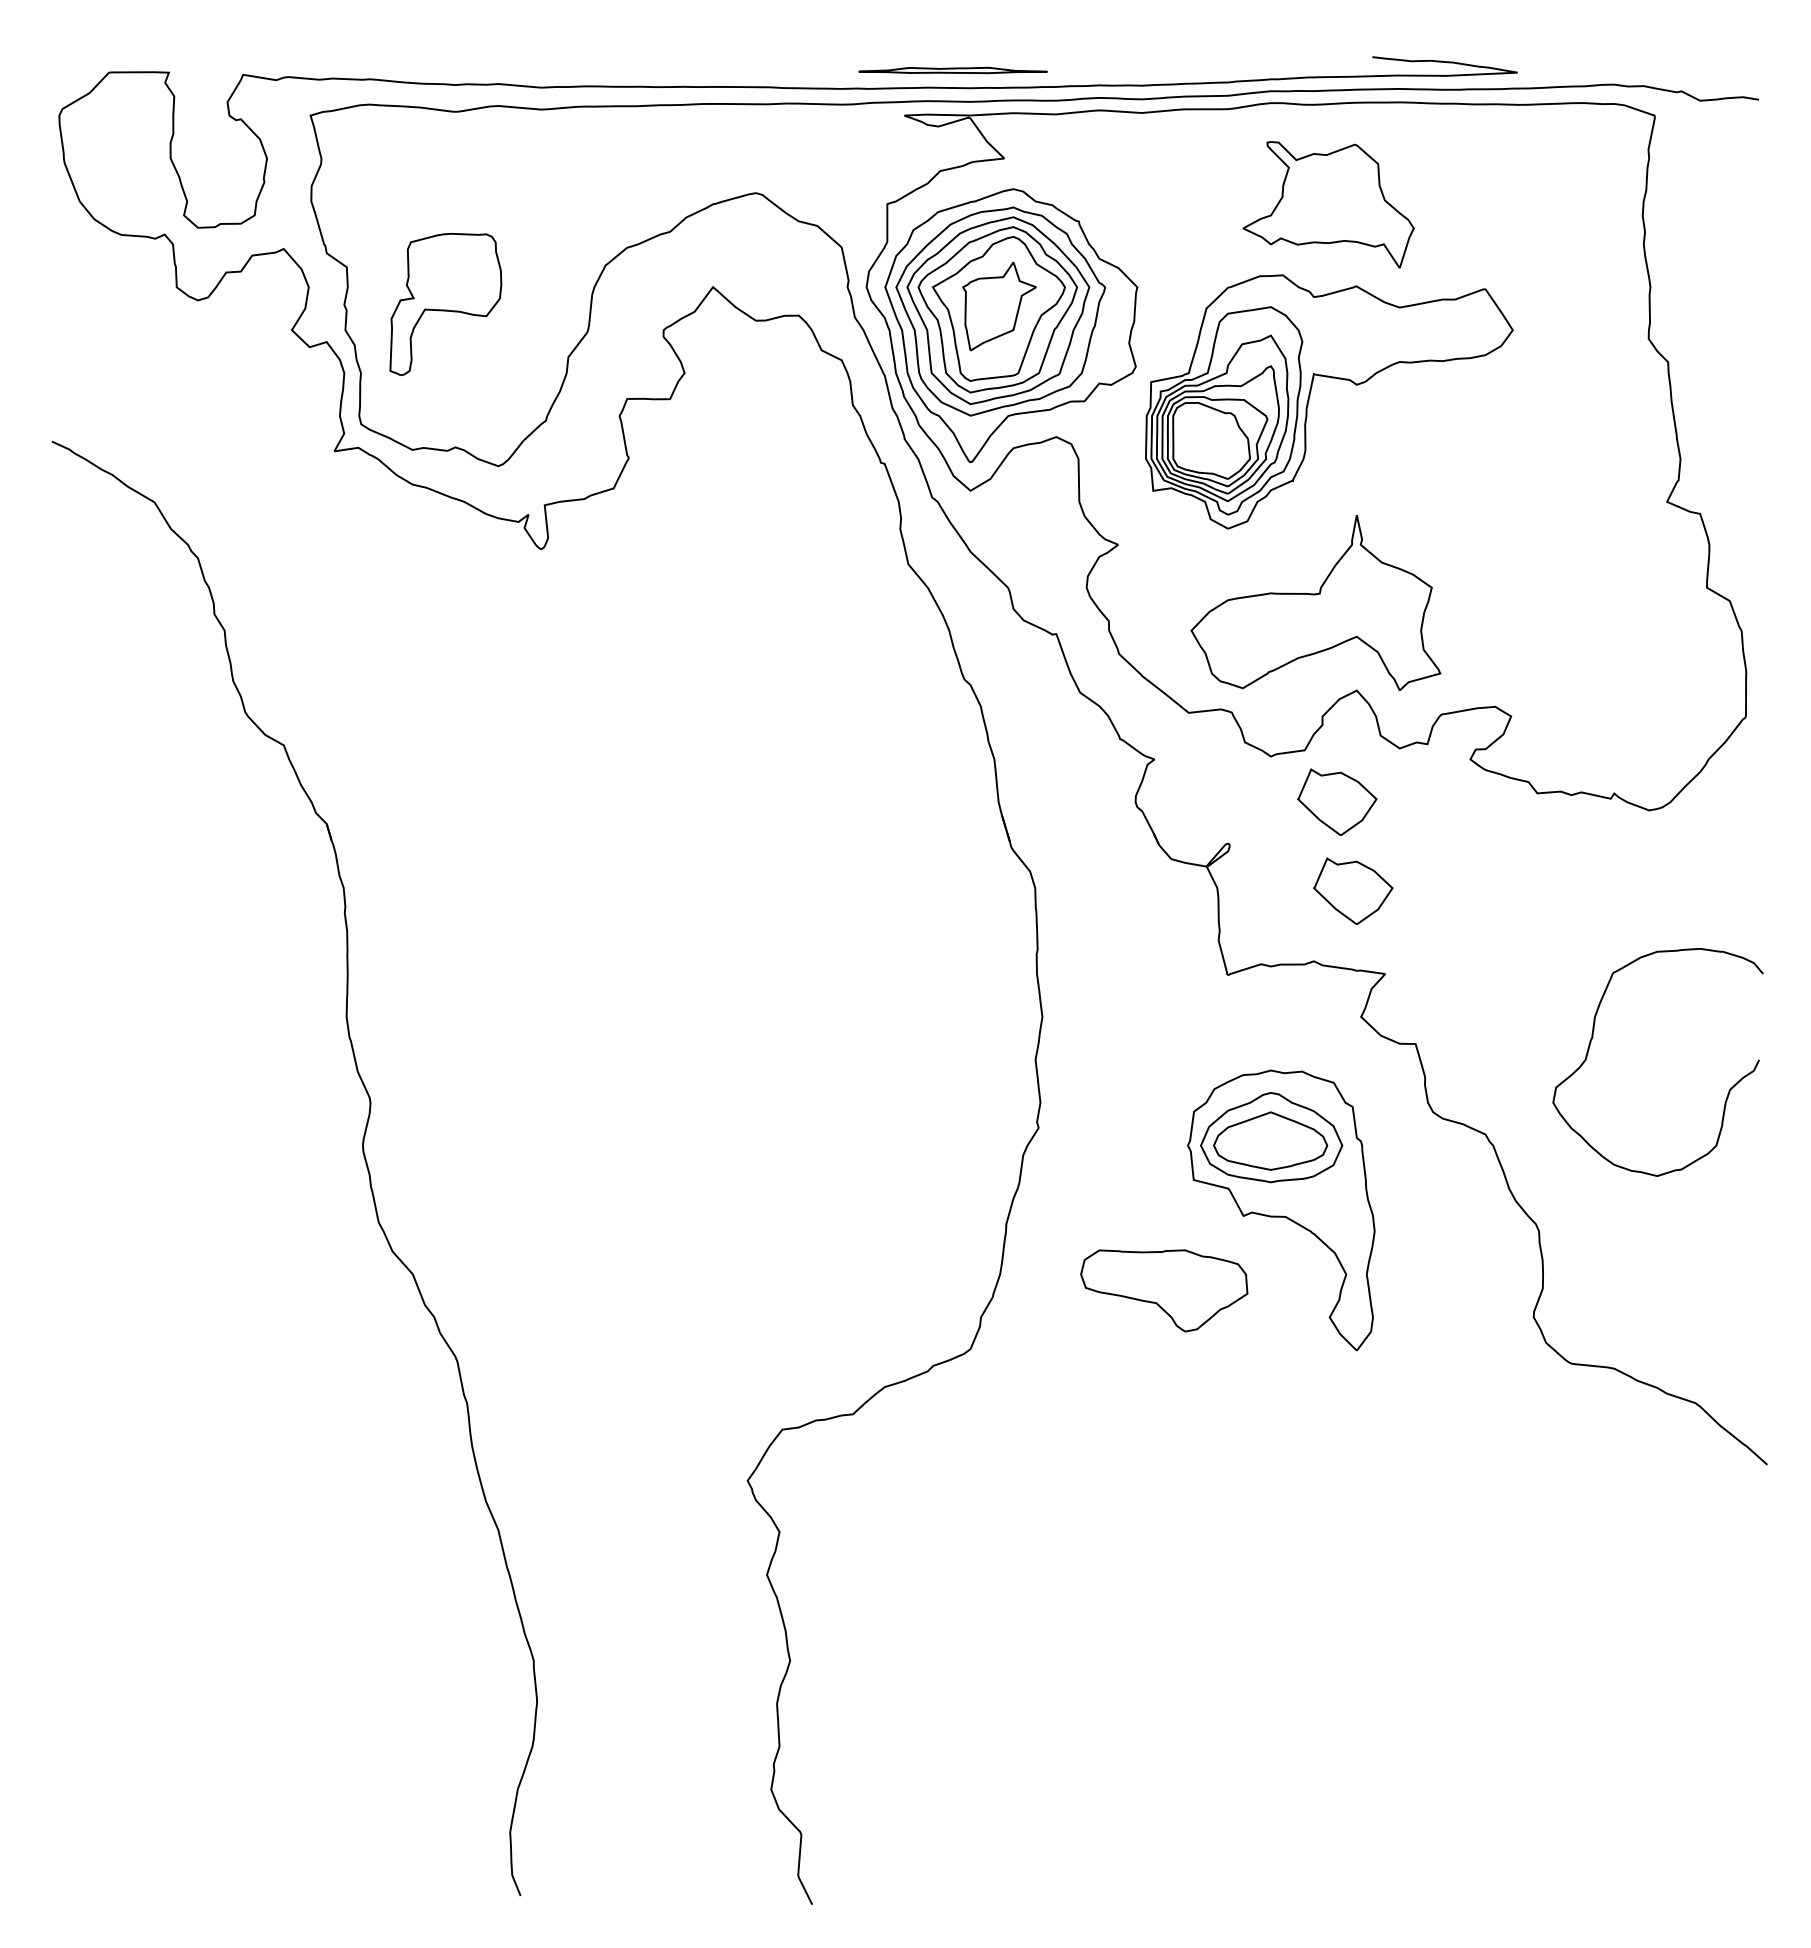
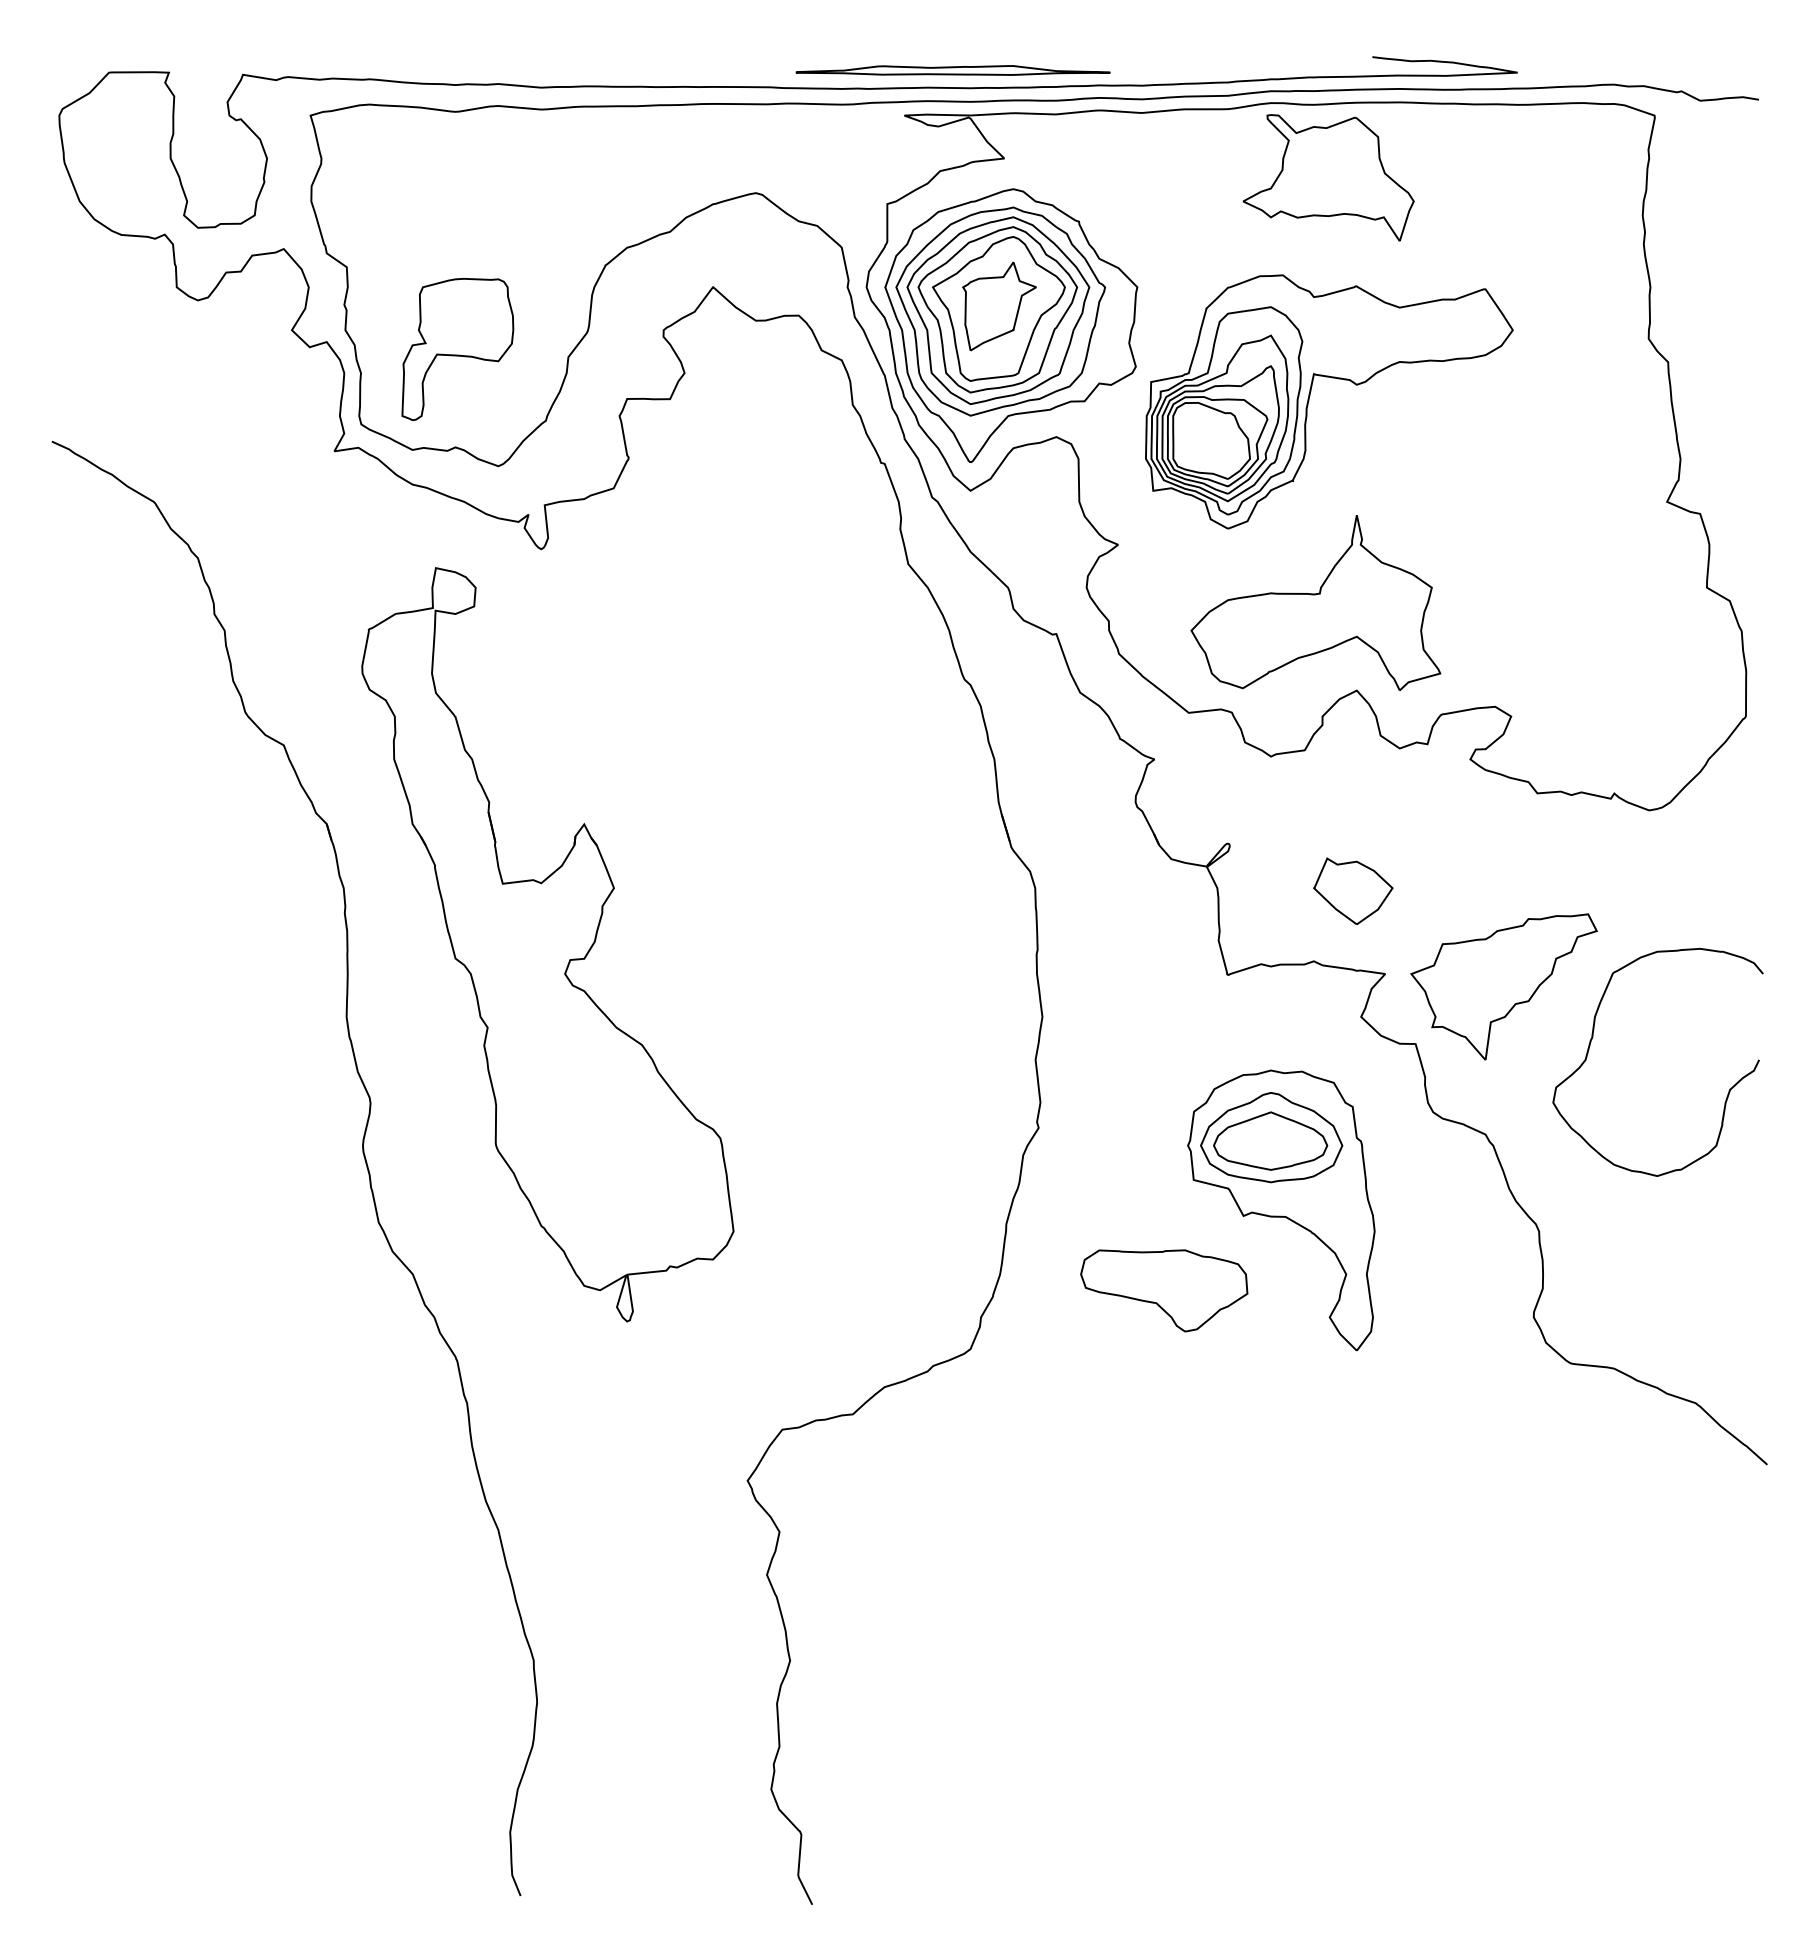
part size: 190x9 px -> 316x11 px (952, 70)
part position: (1328, 204) -> (1328, 177) (1328, 177)
part position: (445, 304) -> (457, 349) (457, 349)
part: present -> none (1337, 801)
part: none -> present (547, 944)
part: none -> present (1503, 986)
